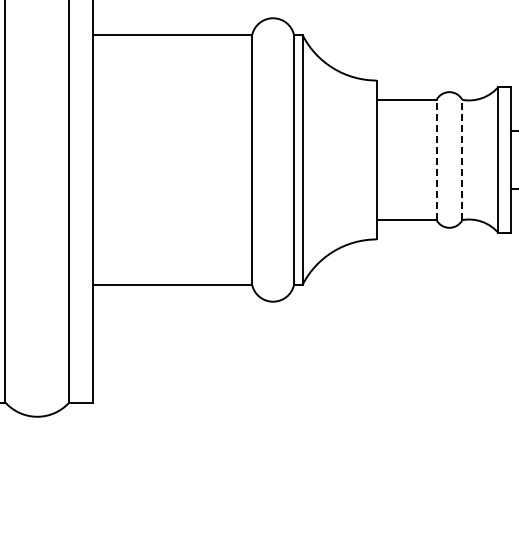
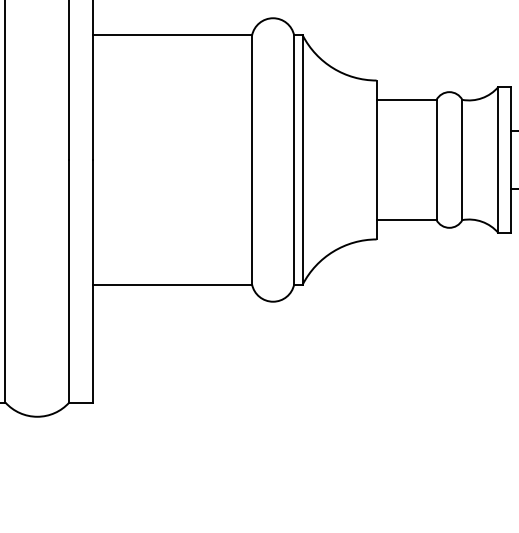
line: dashed -> solid (436, 159)
line: dashed -> solid (462, 159)
